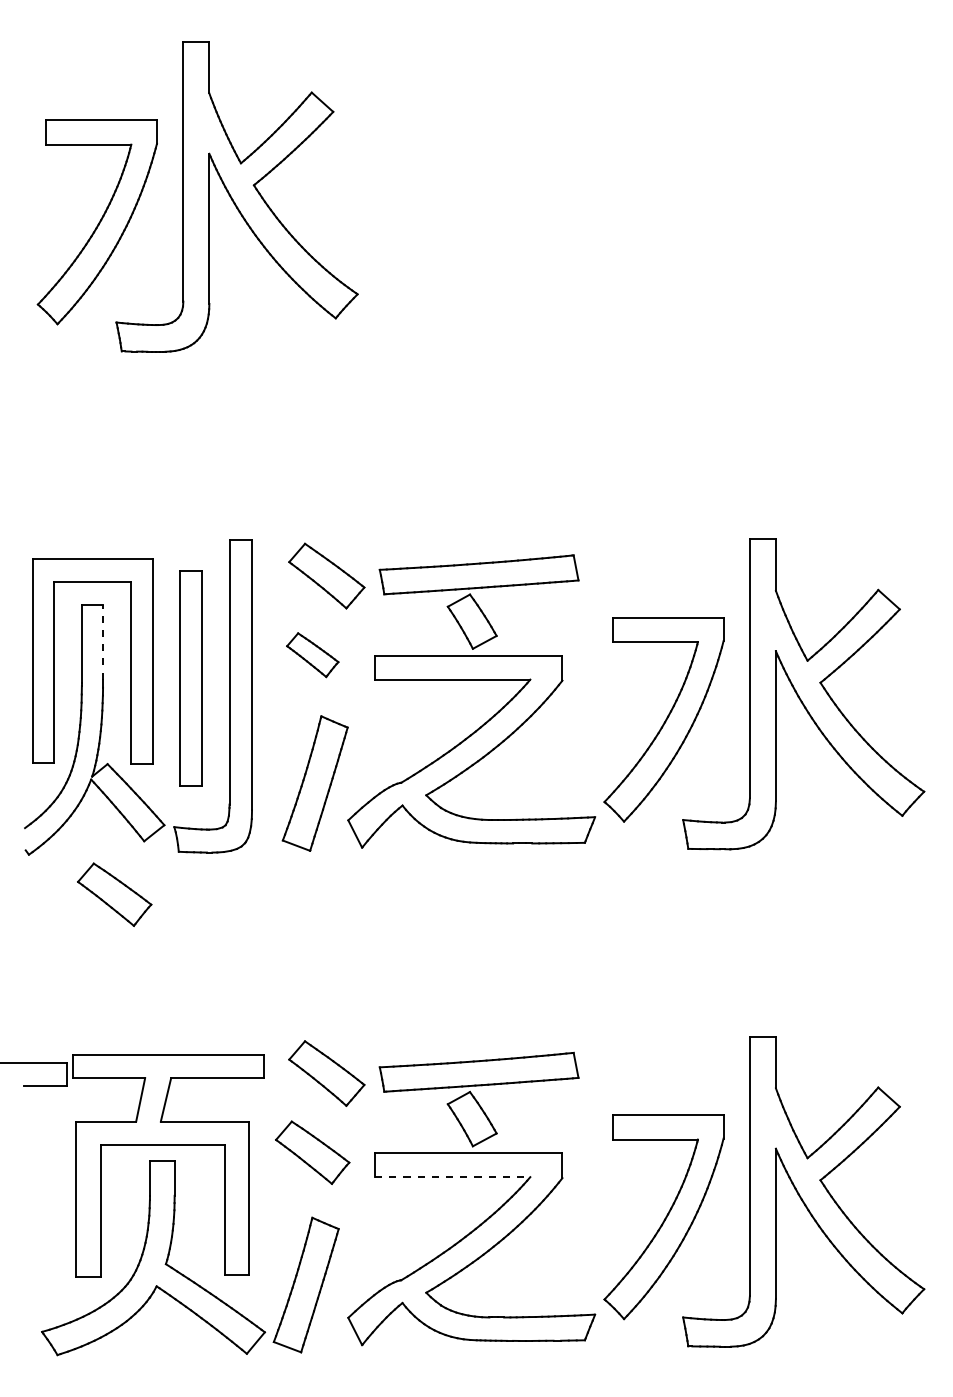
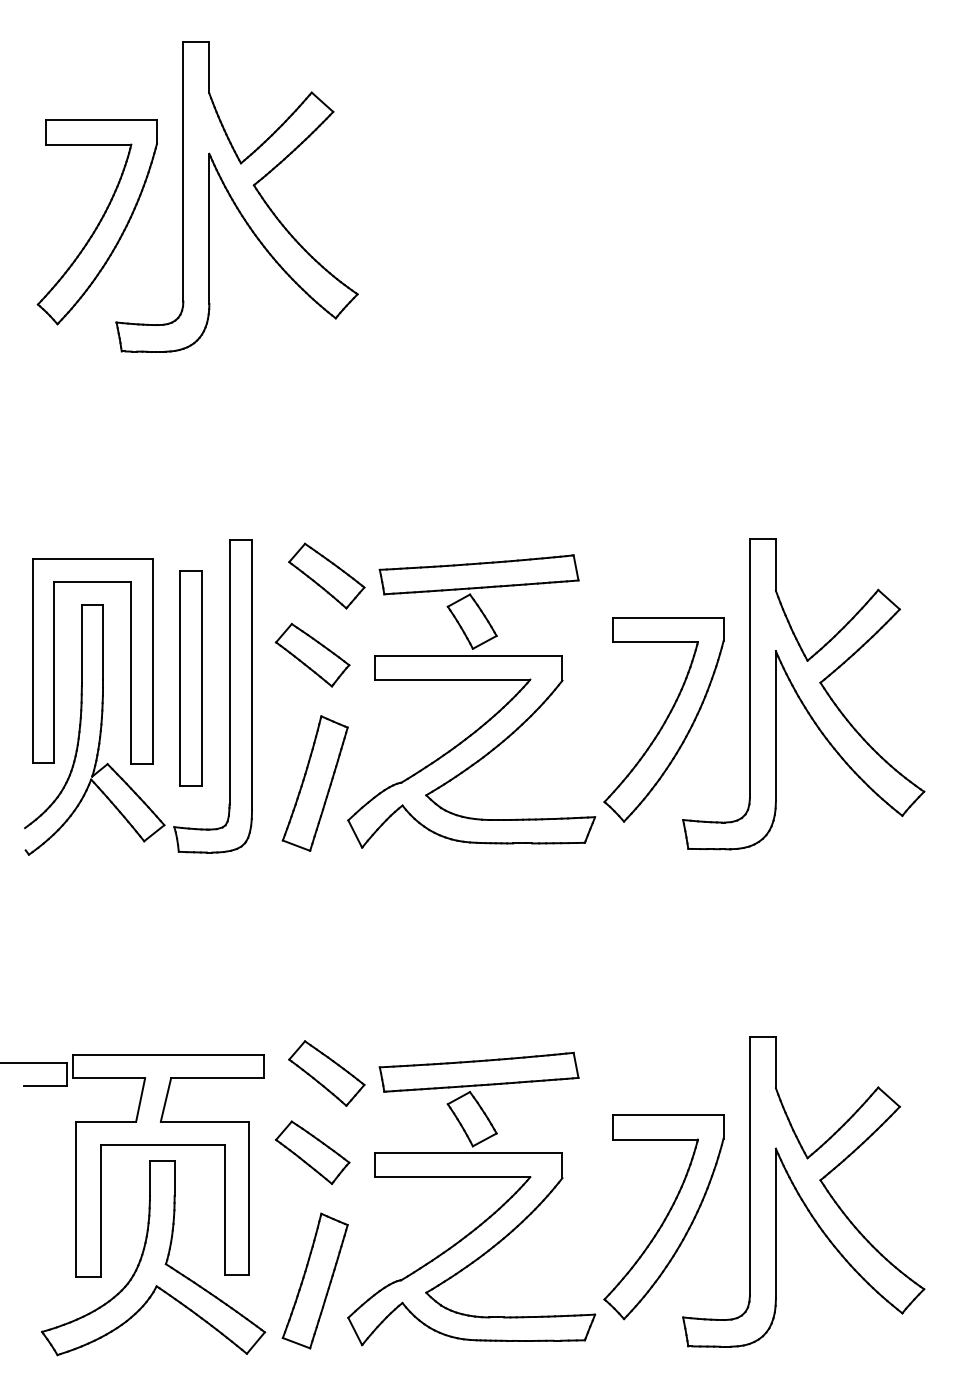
line: dashed -> solid (103, 641)
part size: 54x47 px -> 76x66 px (312, 654)
part: present -> none (114, 894)
line: dashed -> solid (452, 1177)
part position: (305, 1284) -> (314, 1280) (314, 1280)
